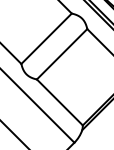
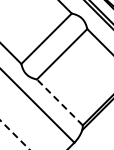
line: solid -> dashed (59, 102)
line: solid -> dashed (15, 135)
